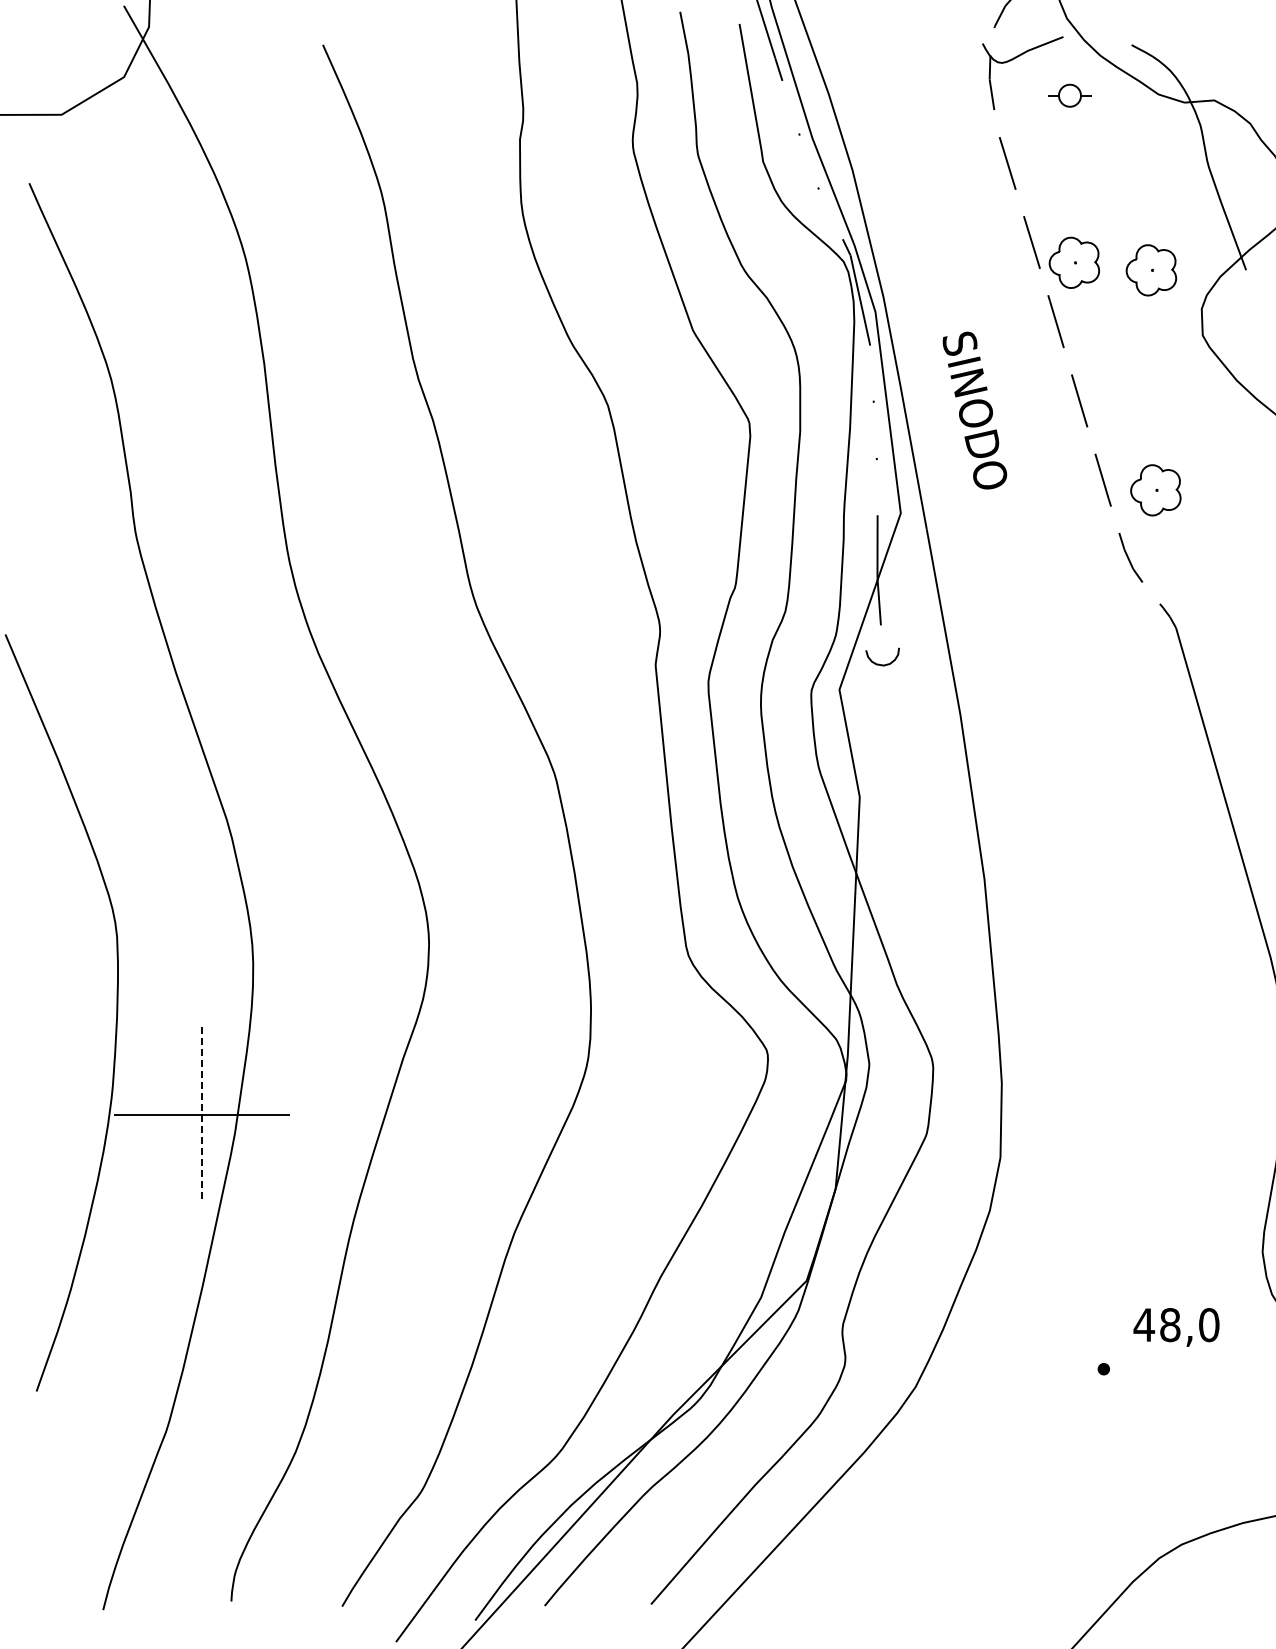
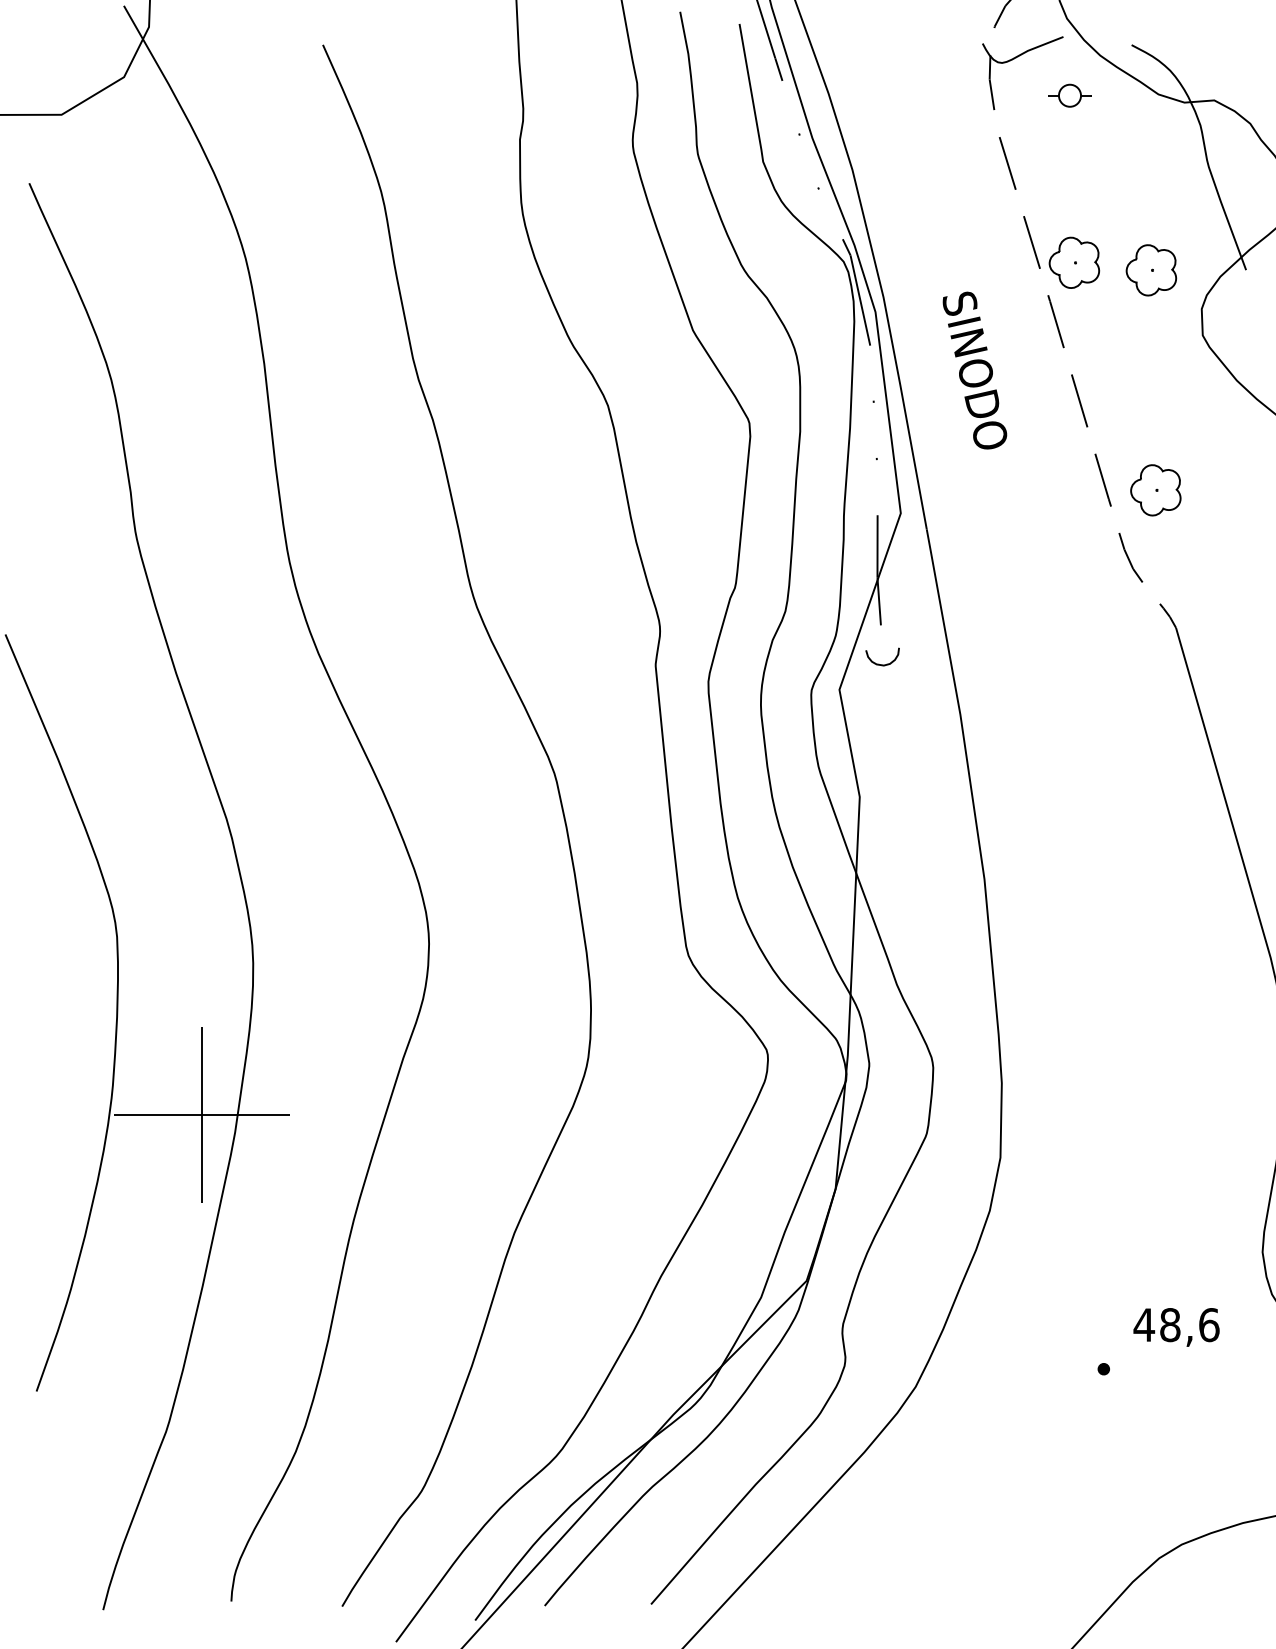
text position: (974, 410) -> (974, 370) (974, 370)
line: dashed -> solid (202, 1115)
text: 48,0 -> 48,6 (1209, 1325)
